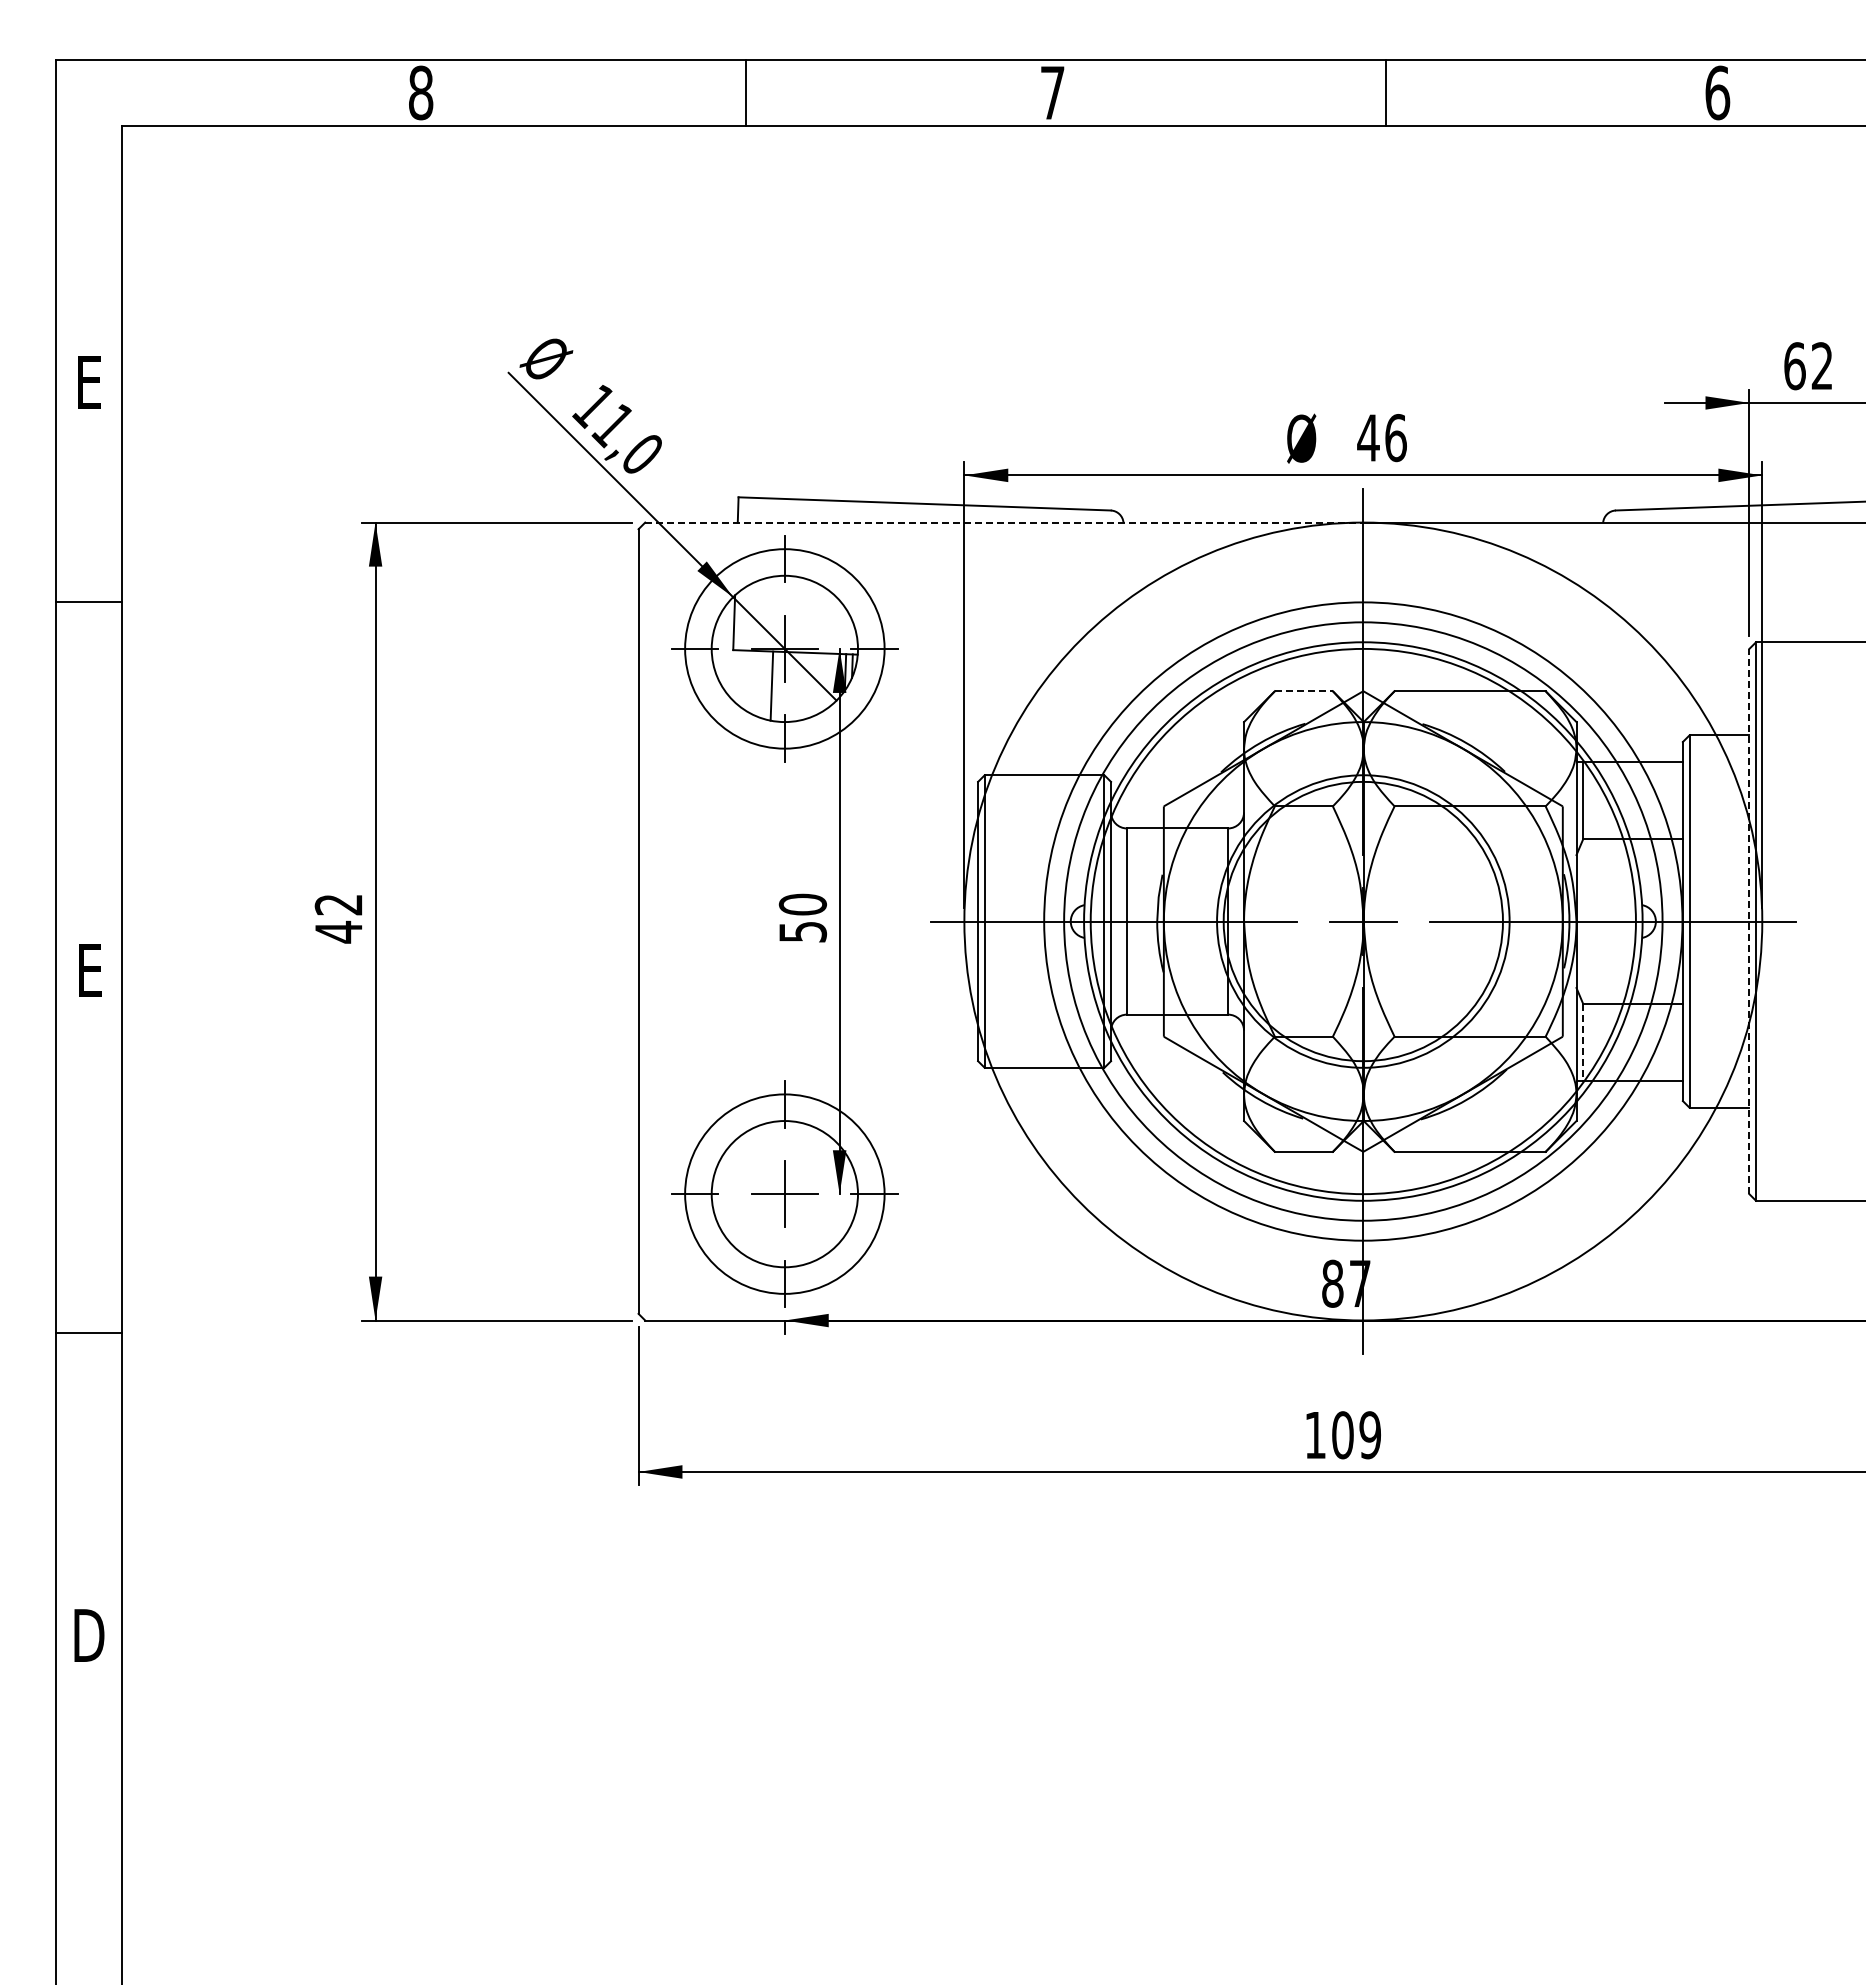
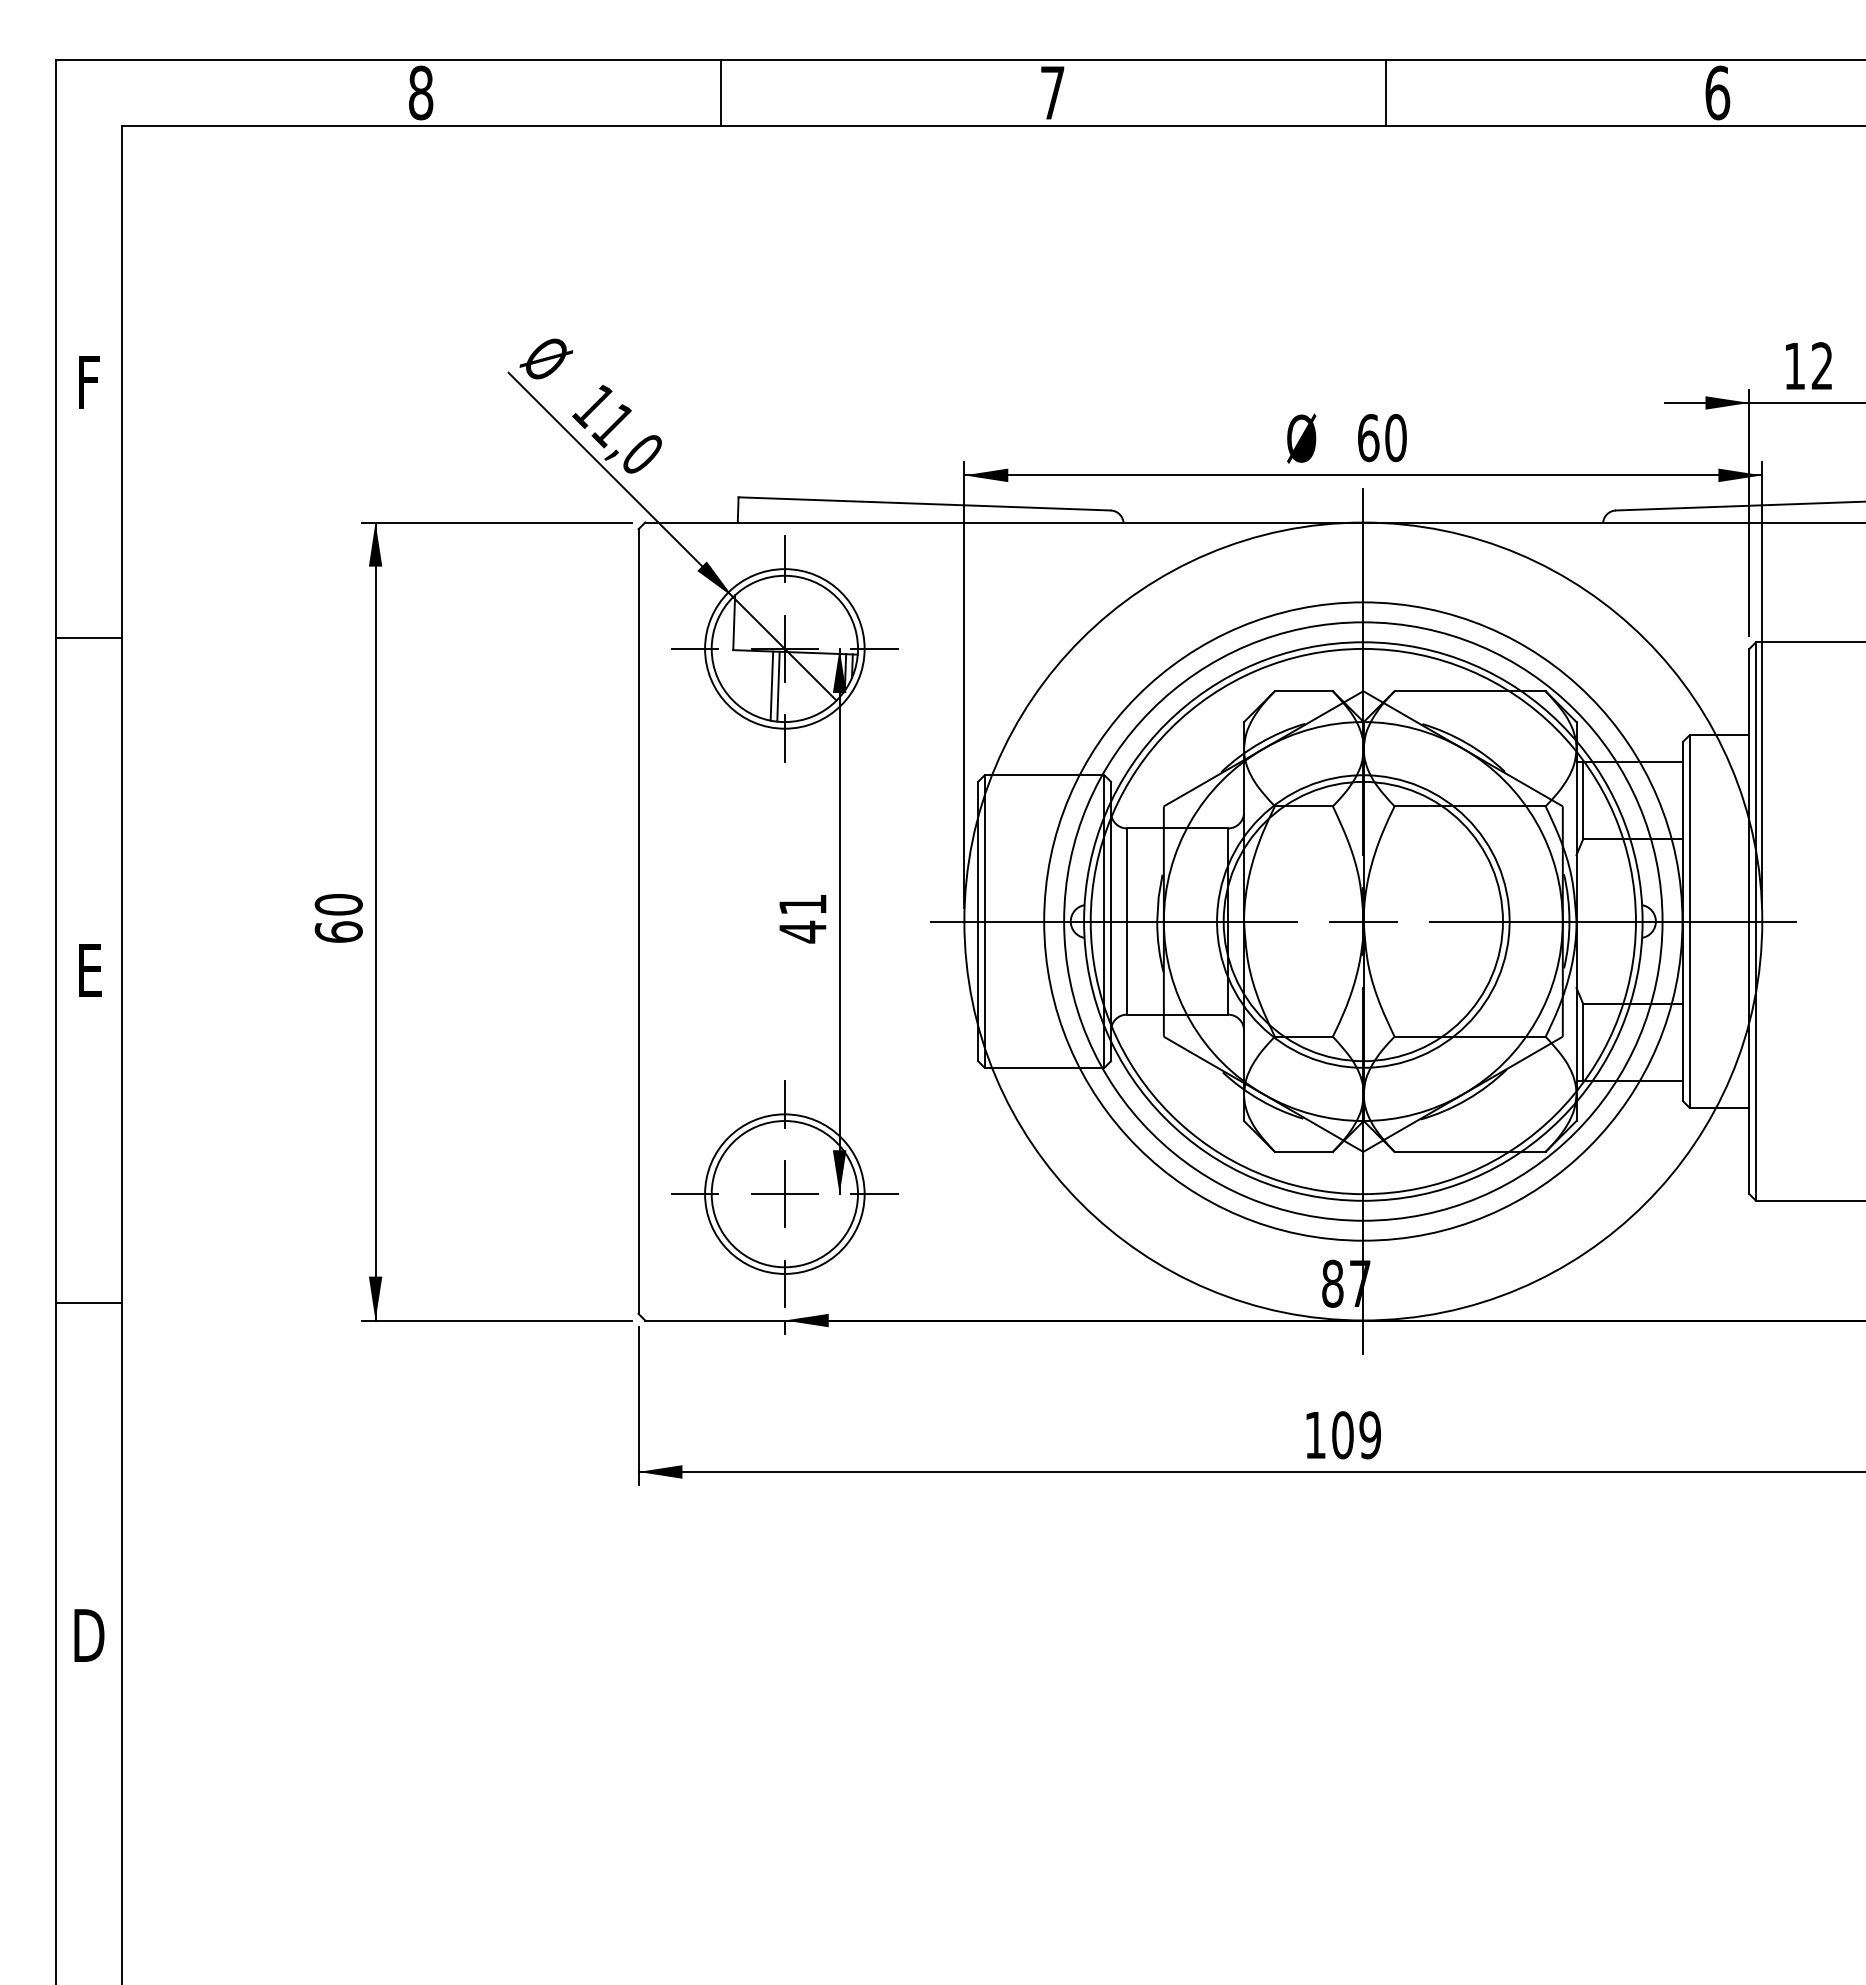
line position: (745, 92) -> (720, 92) (720, 92)
text: 62 -> 12 (1794, 366)
text: E -> F (89, 382)
text: 46 -> 60 (1381, 438)
line: dashed -> solid (1004, 522)
line position: (88, 602) -> (88, 638) (88, 638)
circle diameter: 199 px -> 160 px (784, 648)
line: none -> present (778, 686)
line: dashed -> solid (1303, 691)
text: 42 -> 60 (338, 918)
text: 50 -> 41 (802, 918)
line: dashed -> solid (1749, 921)
line: dashed -> solid (1583, 1042)
circle diameter: 199 px -> 160 px (784, 1193)
line position: (88, 1332) -> (88, 1302) (88, 1302)
